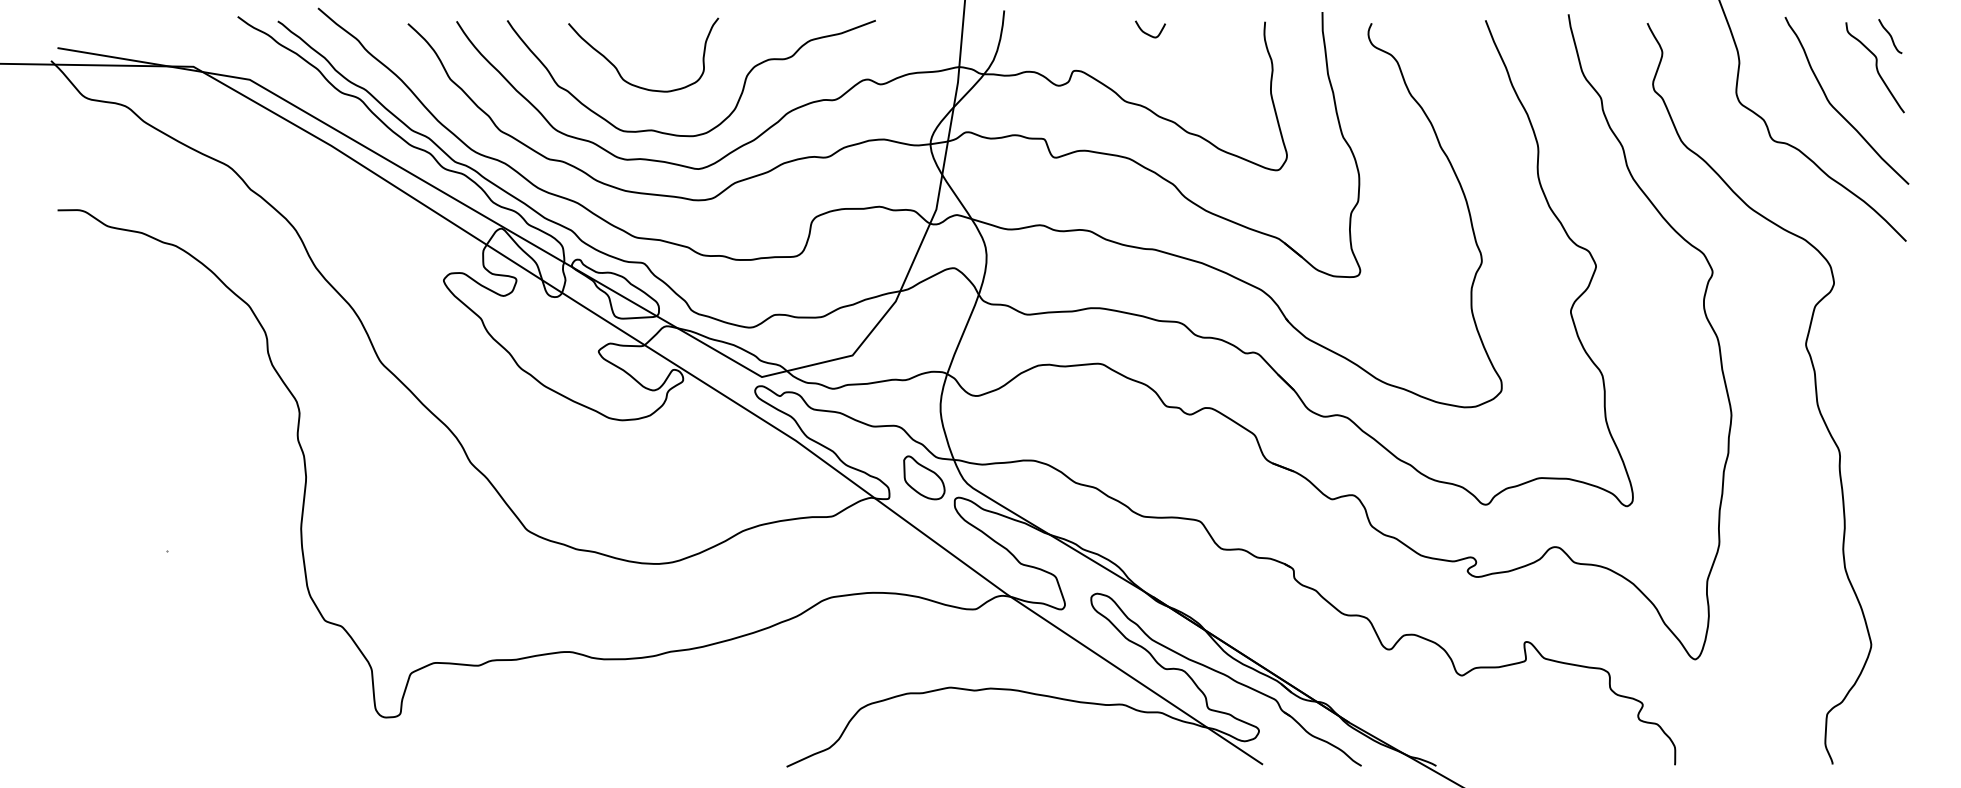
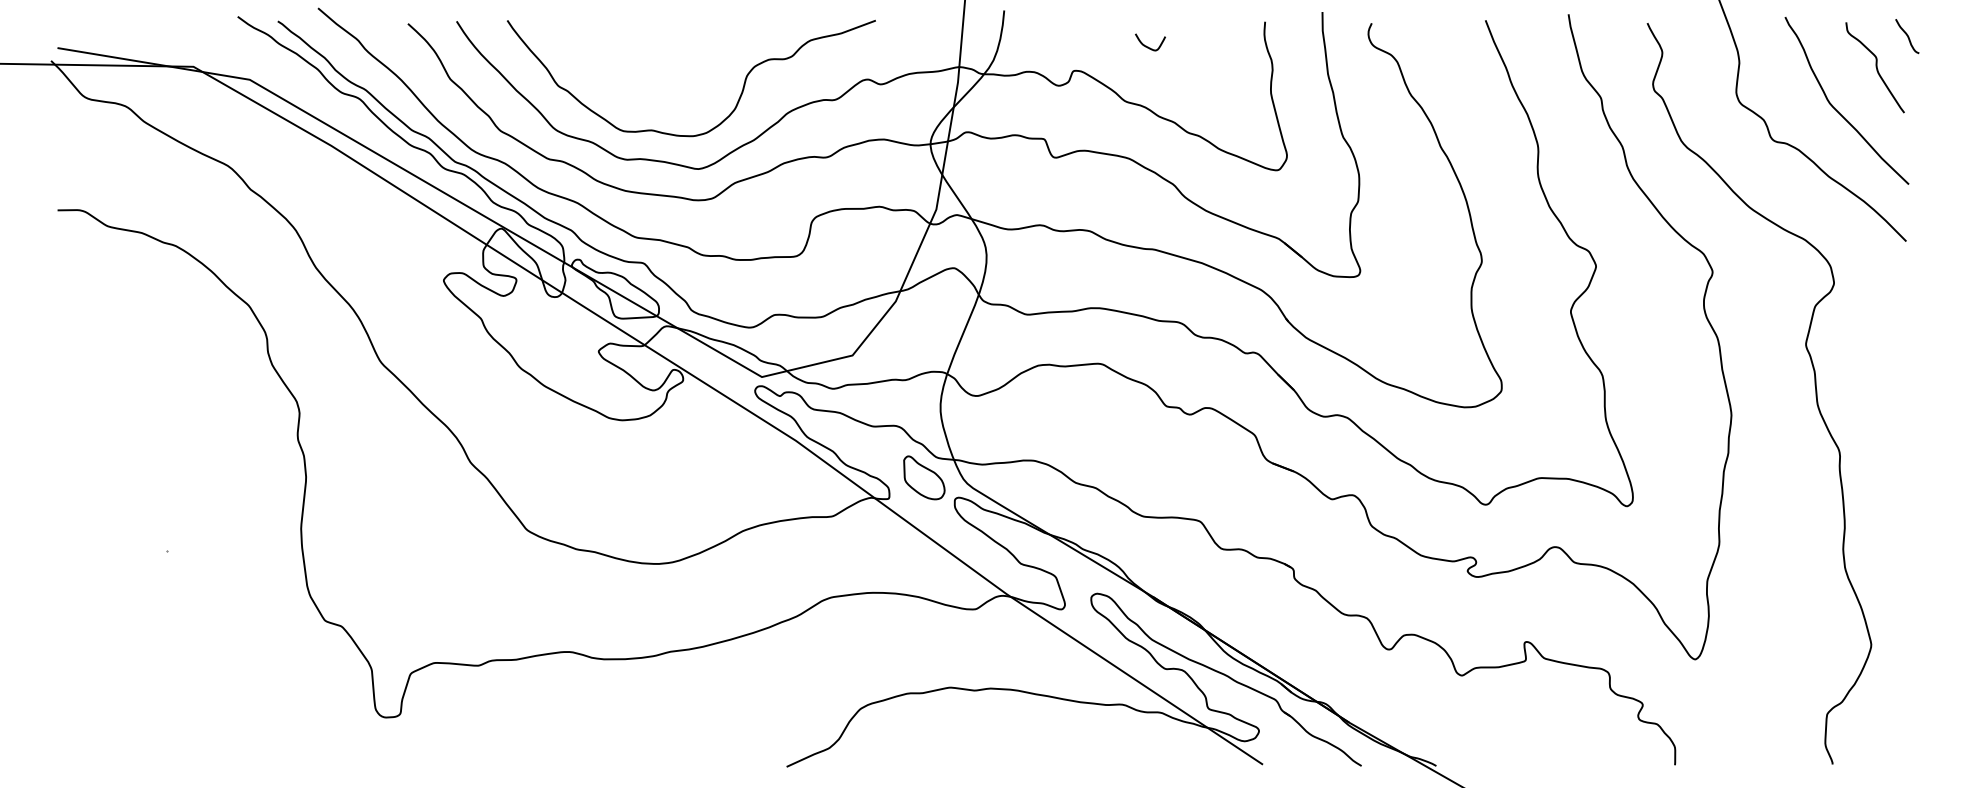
curve position: (1148, 33) -> (1148, 46) (1148, 46)
curve position: (1890, 36) -> (1907, 36) (1907, 36)
curve: present -> none (619, 71)
